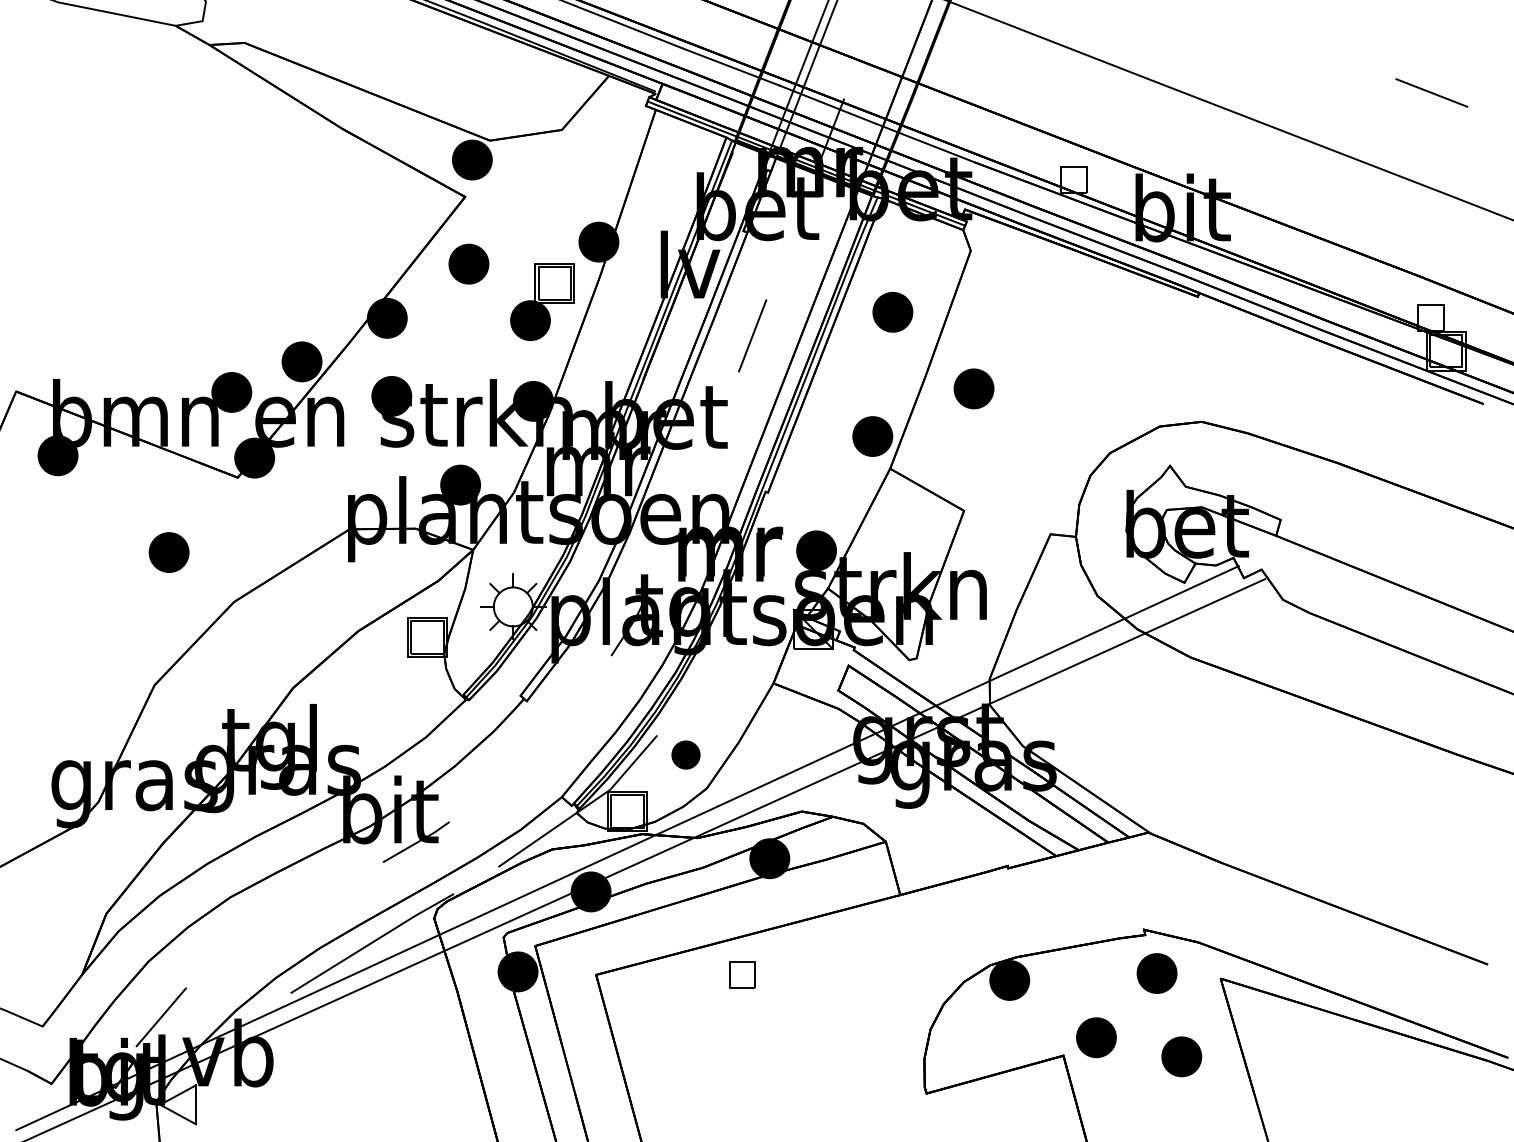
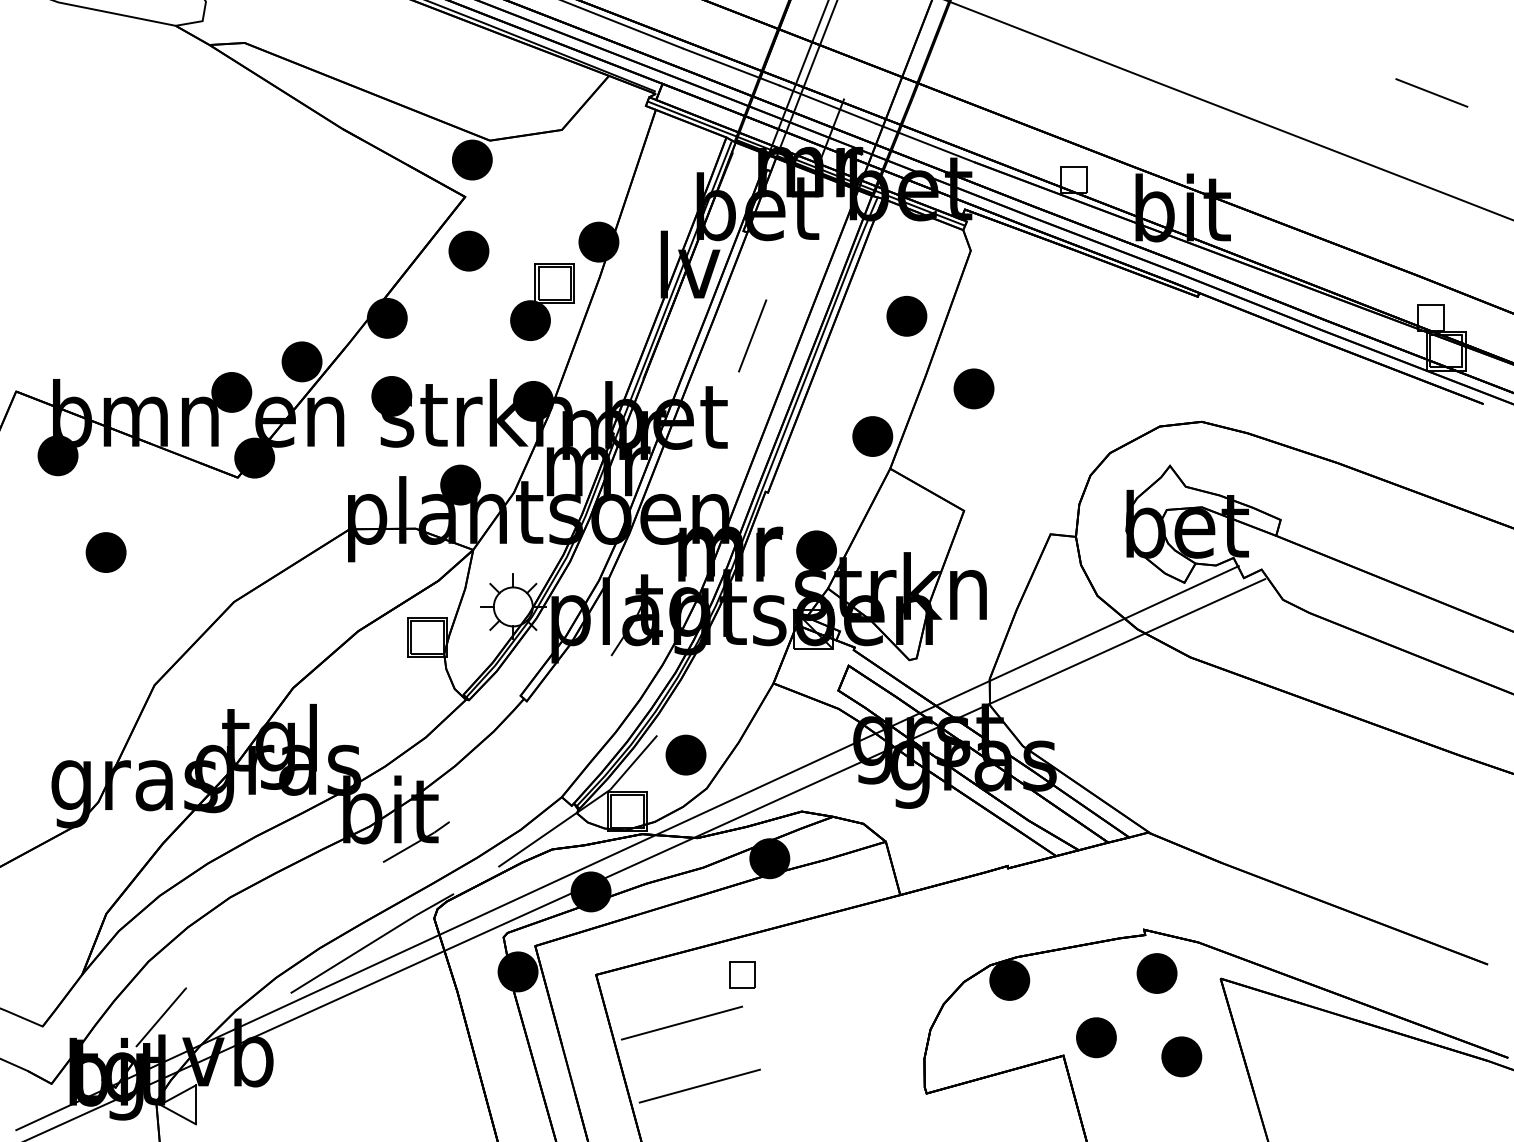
part position: (468, 263) -> (468, 250) (468, 250)
part position: (892, 312) -> (906, 316) (906, 316)
part position: (168, 552) -> (105, 552) (105, 552)
part size: 30x30 px -> 42x42 px (685, 754)
line: none -> present (681, 1022)
line: none -> present (699, 1085)
